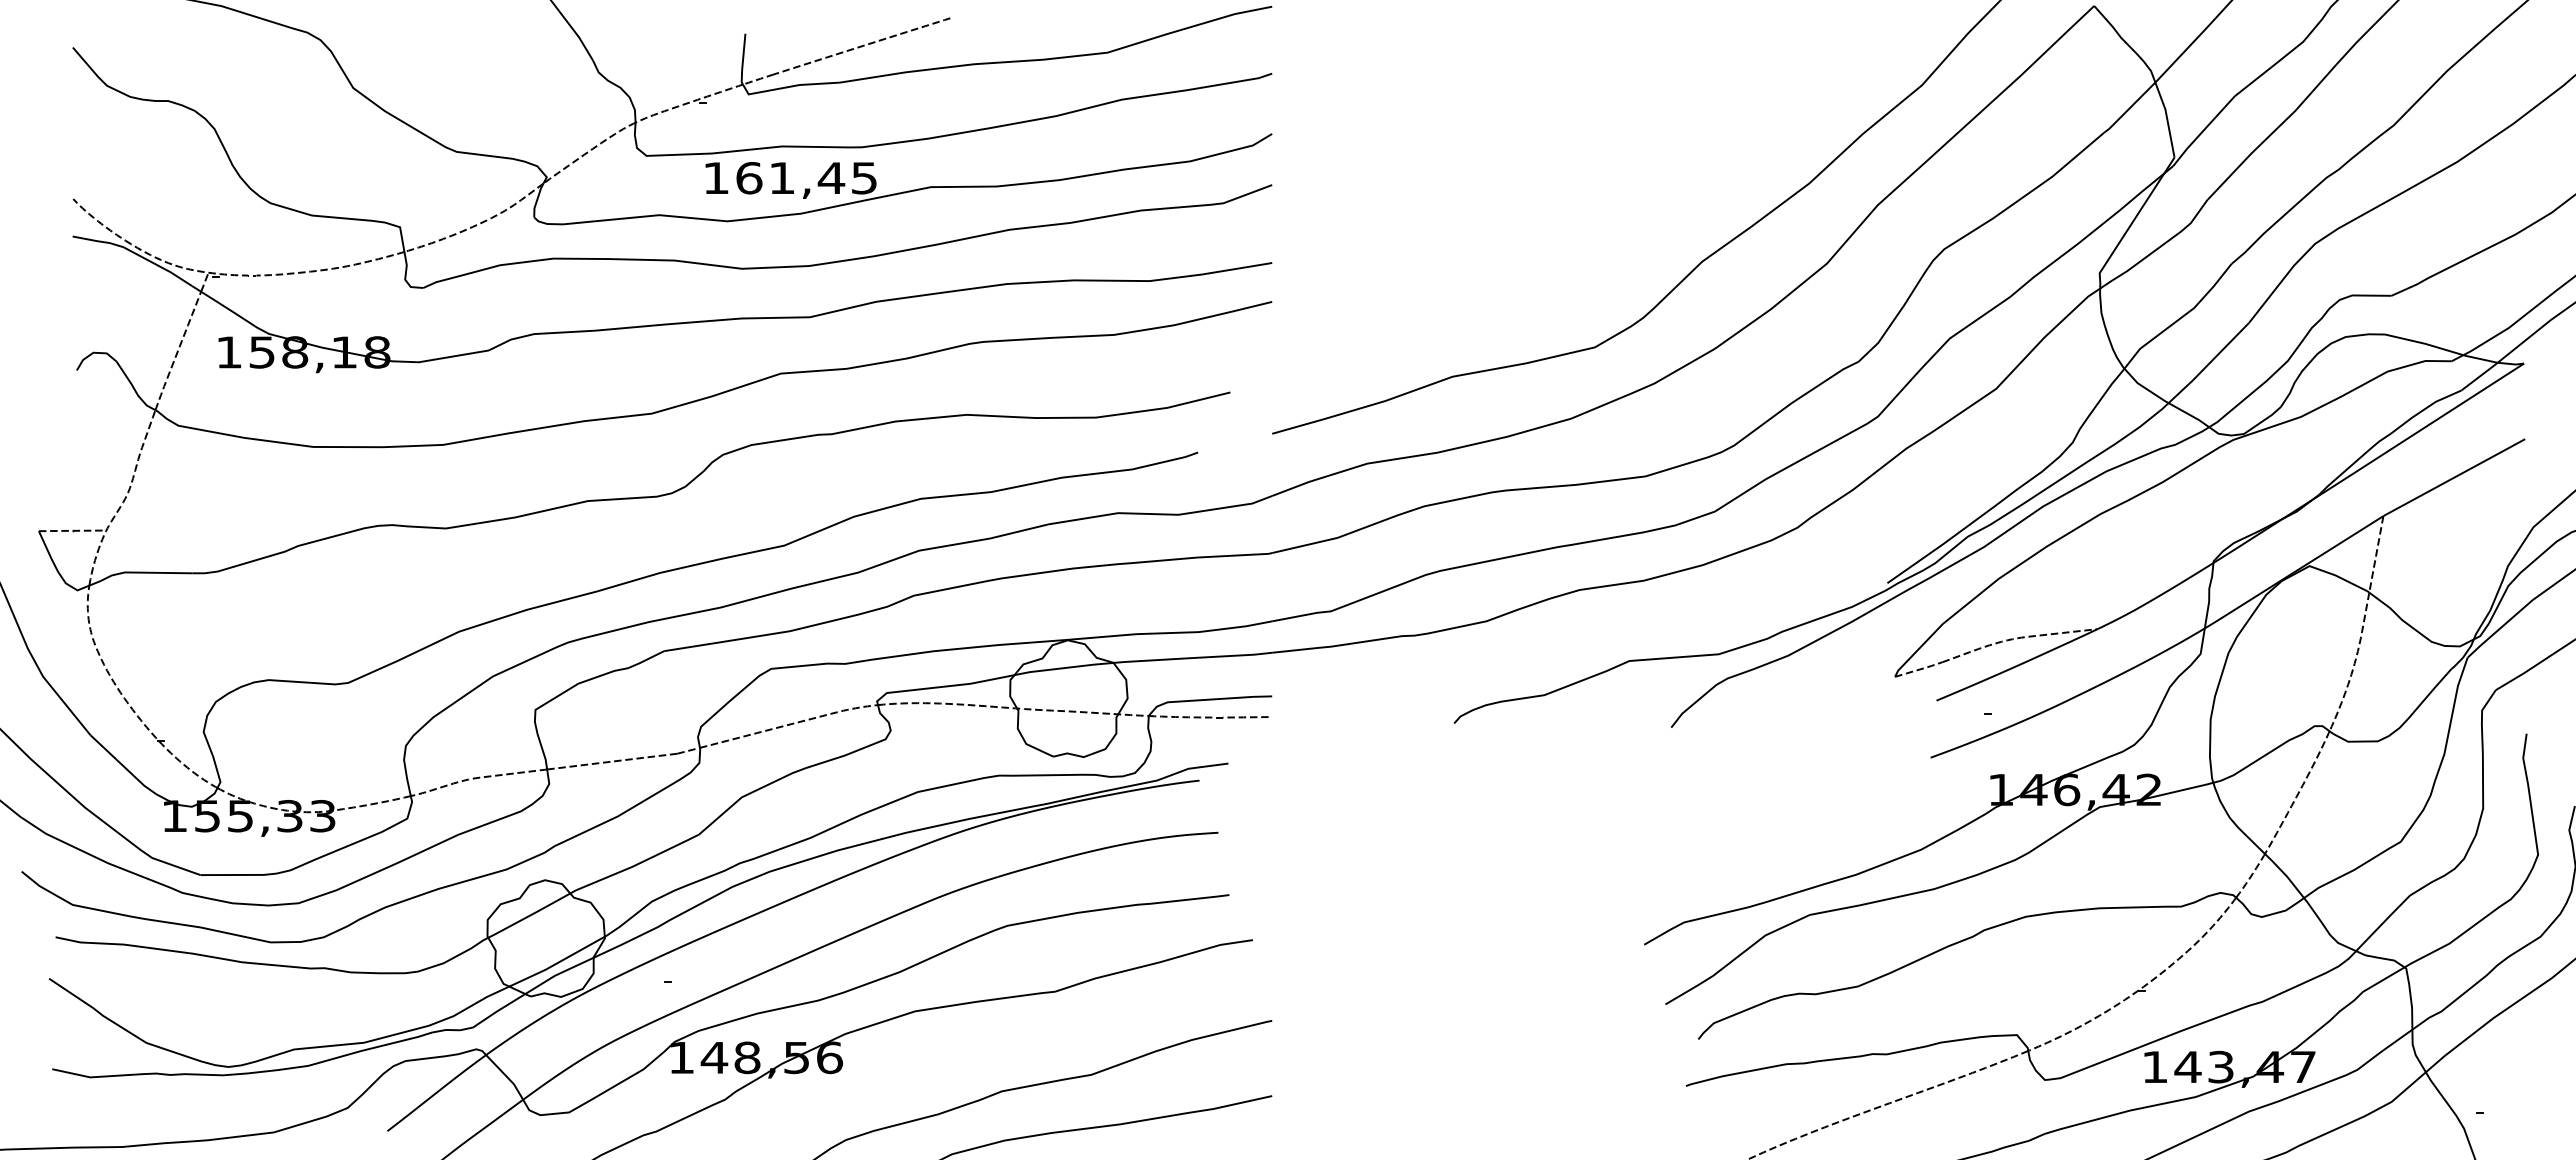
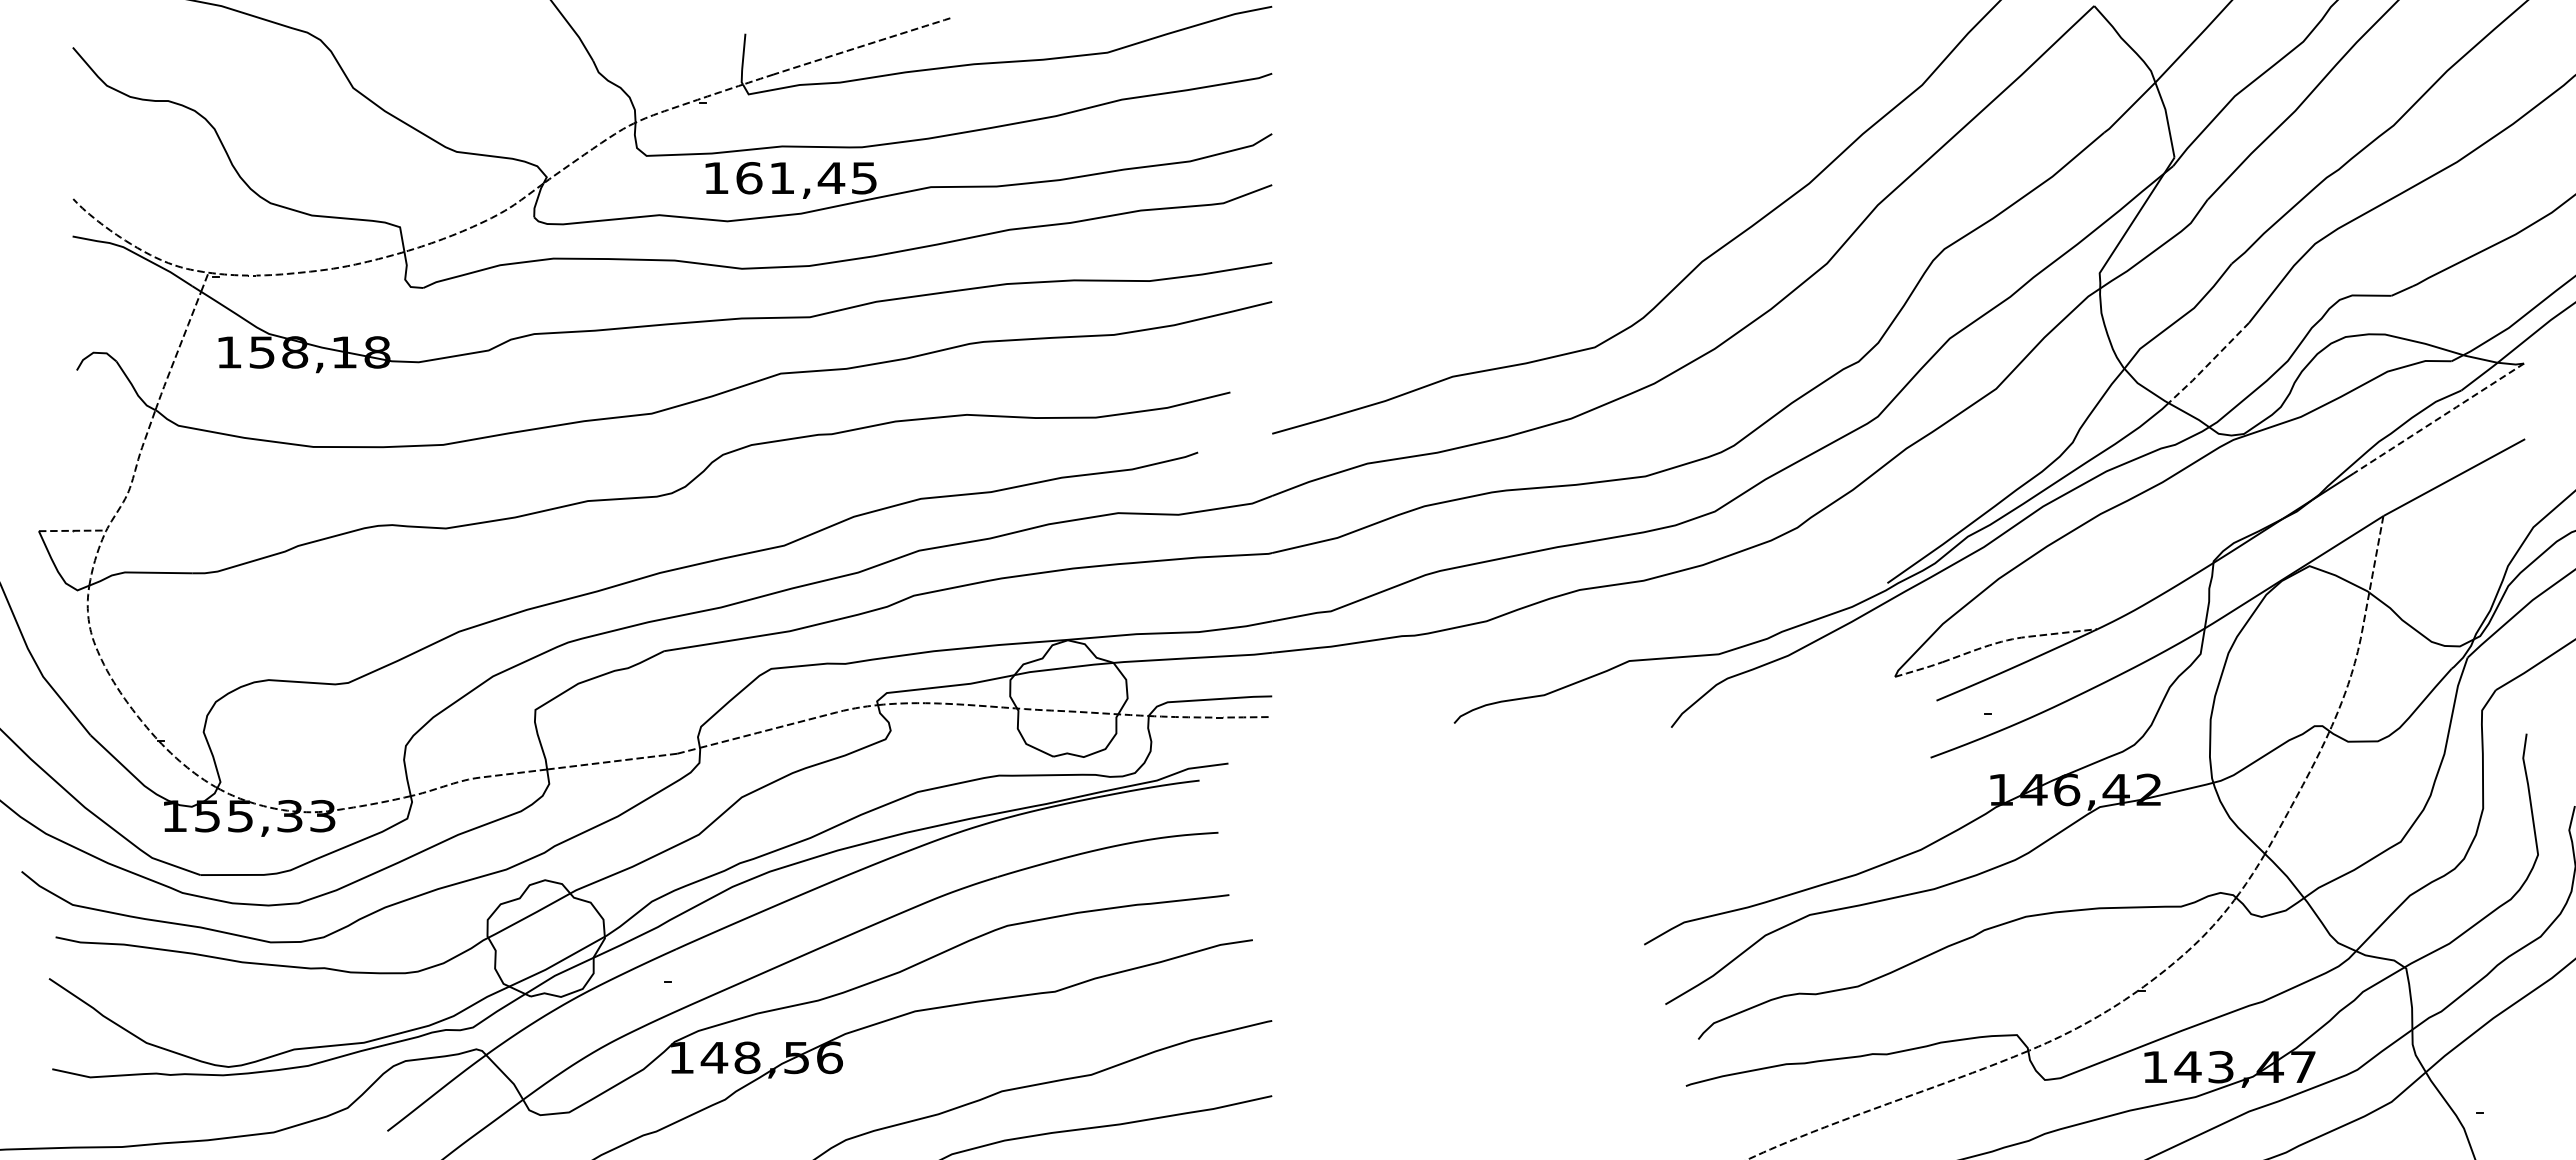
line: solid -> dashed (2209, 363)
line: solid -> dashed (2439, 418)
